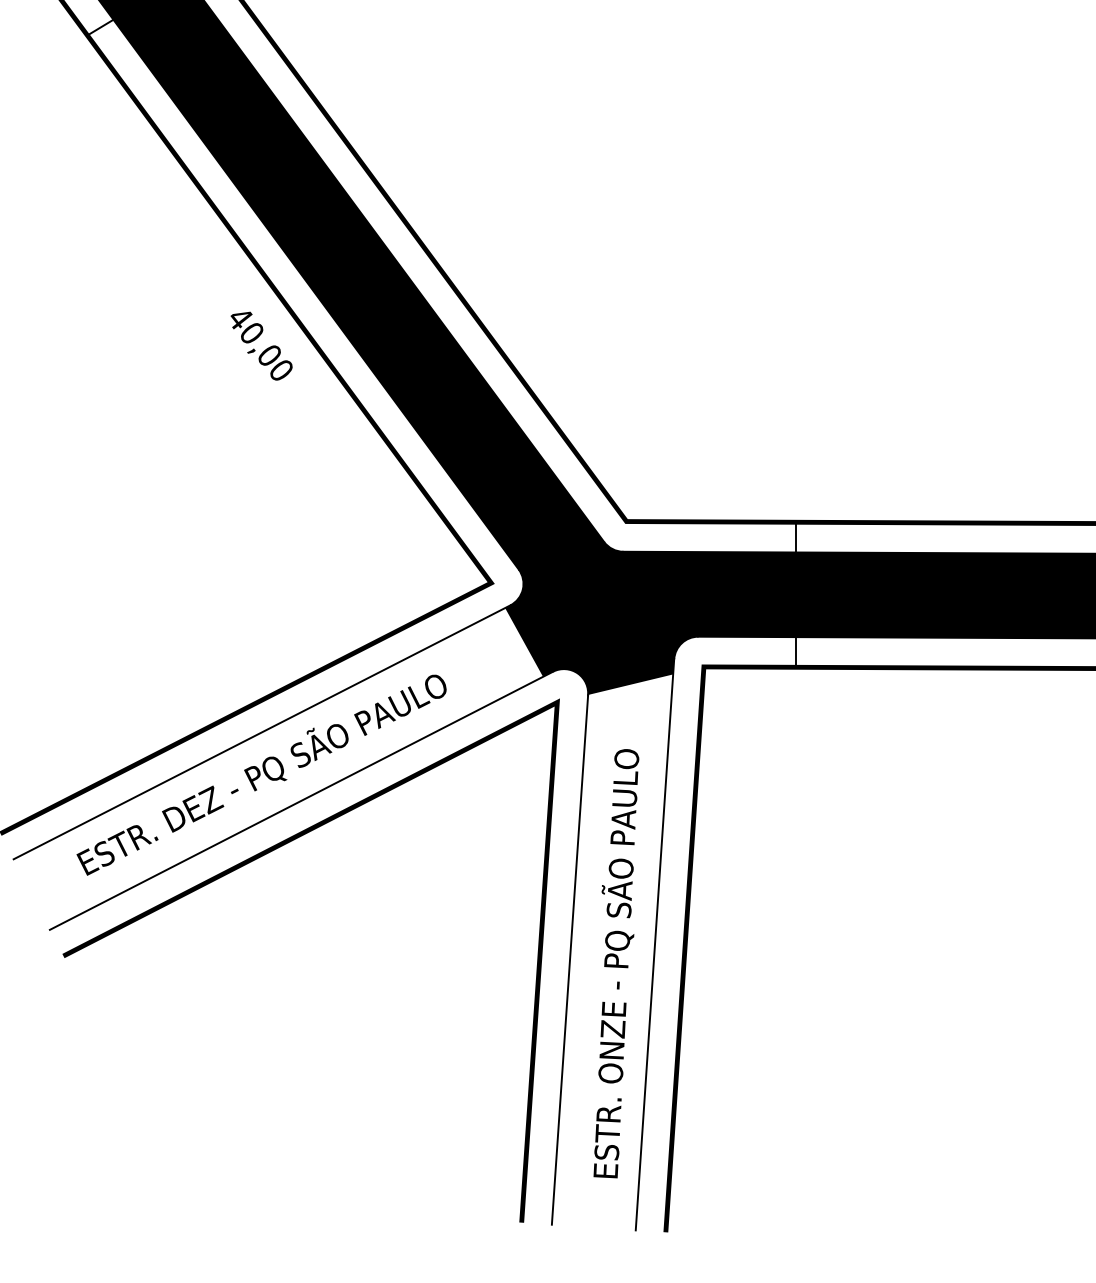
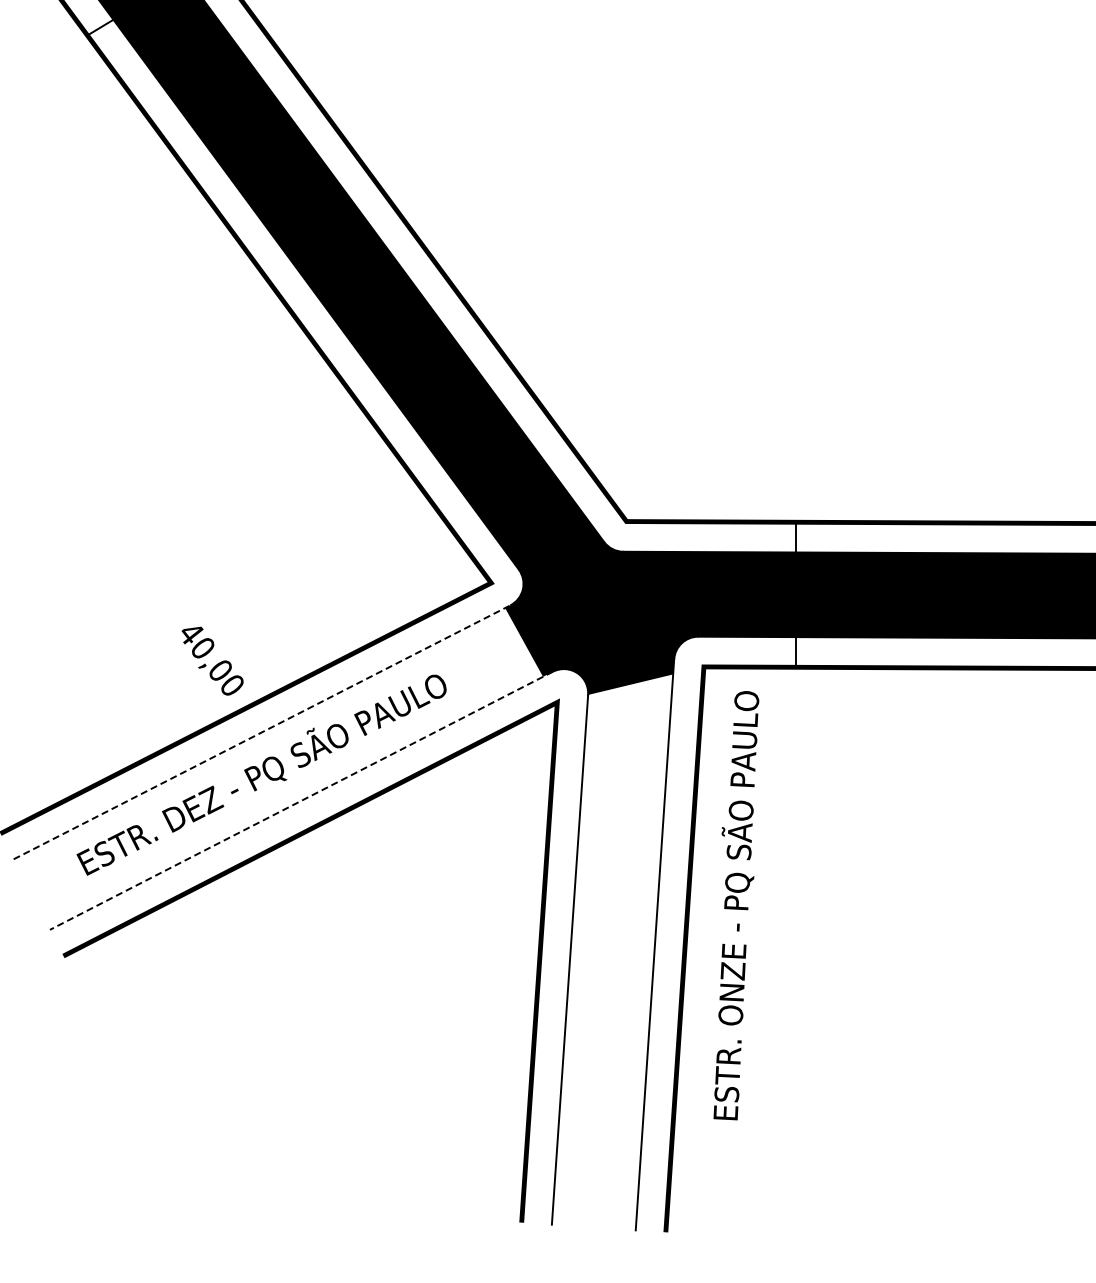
text position: (261, 345) -> (212, 660) (212, 660)
line: solid -> dashed (262, 732)
line: solid -> dashed (301, 800)
text position: (616, 963) -> (736, 905) (736, 905)
